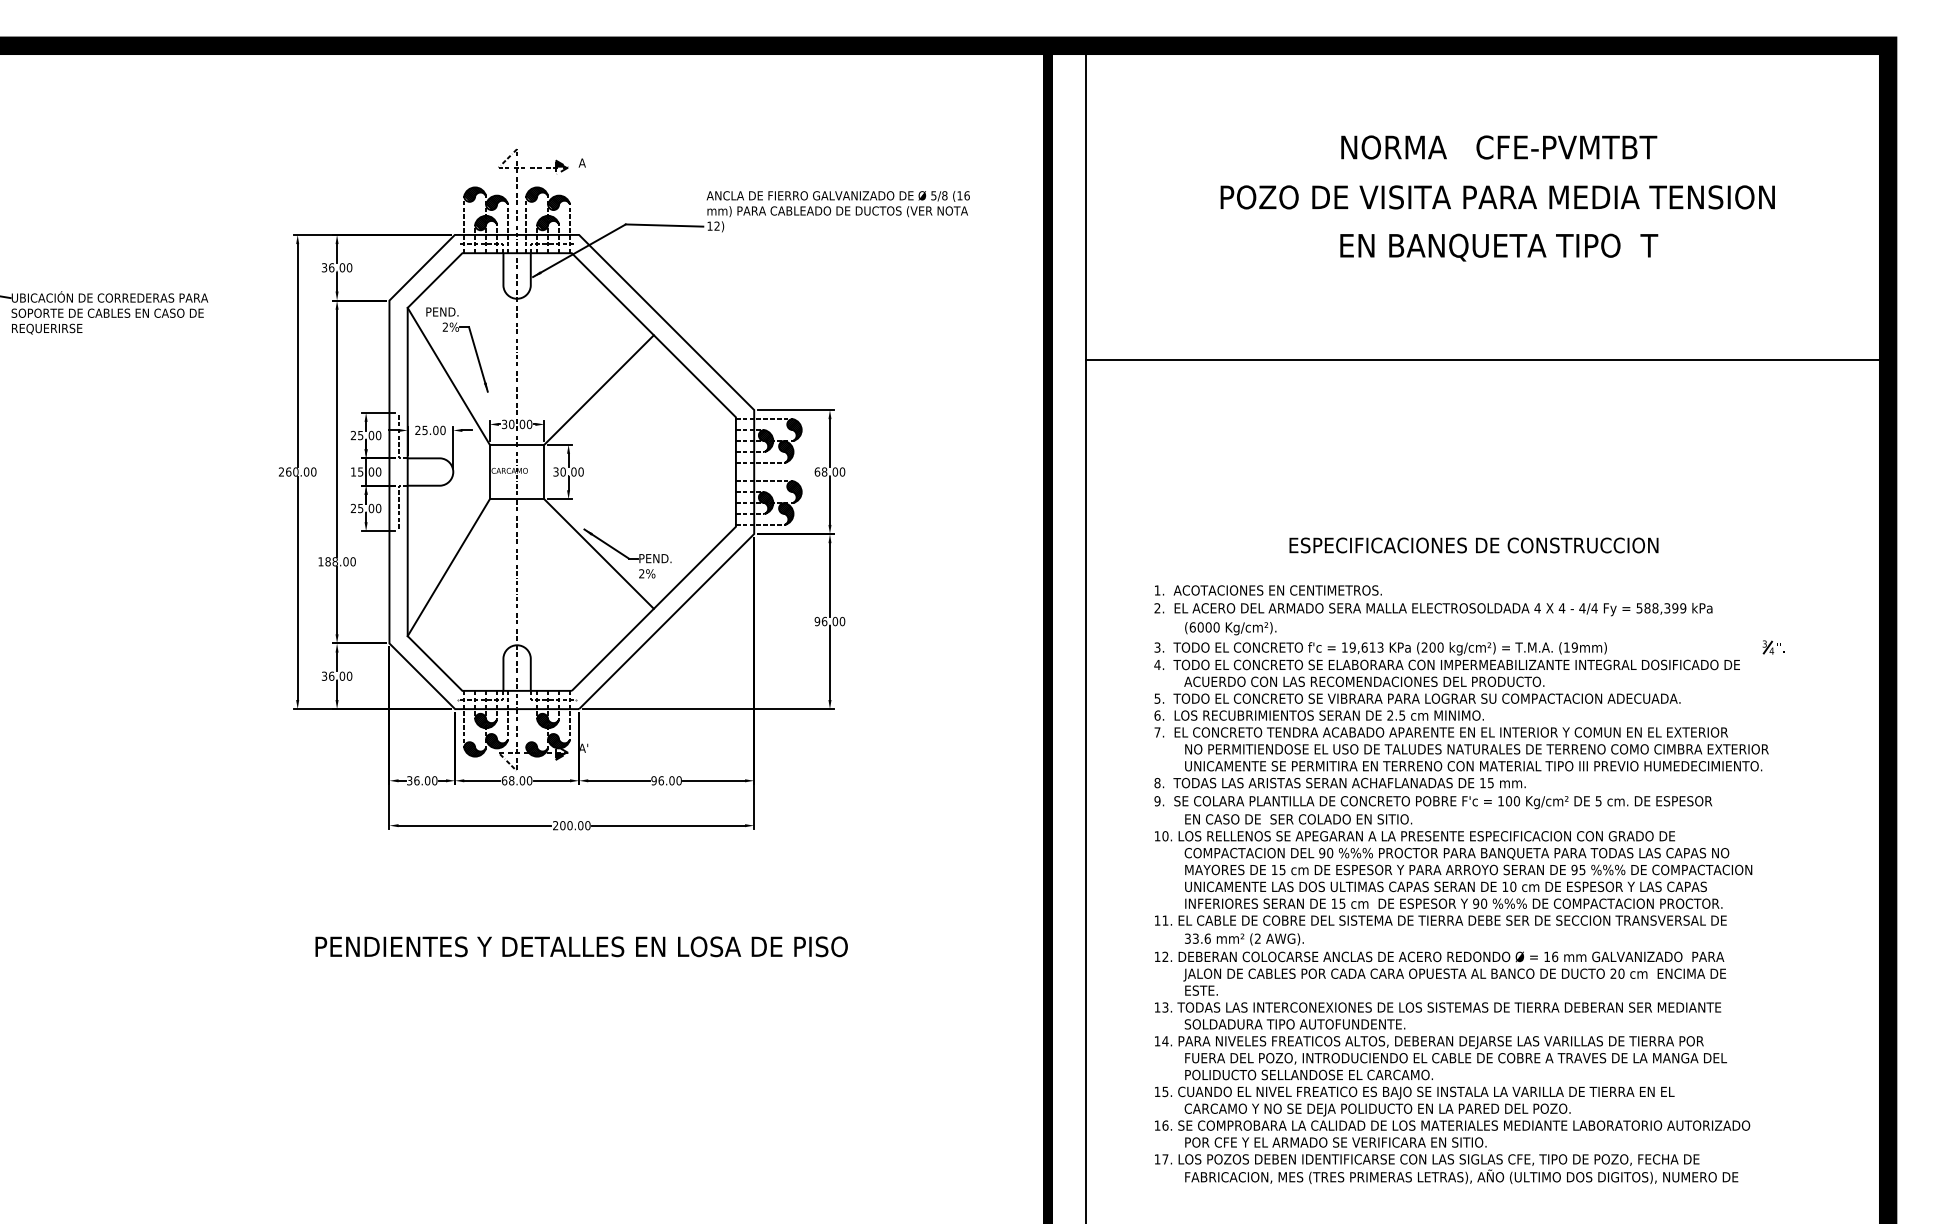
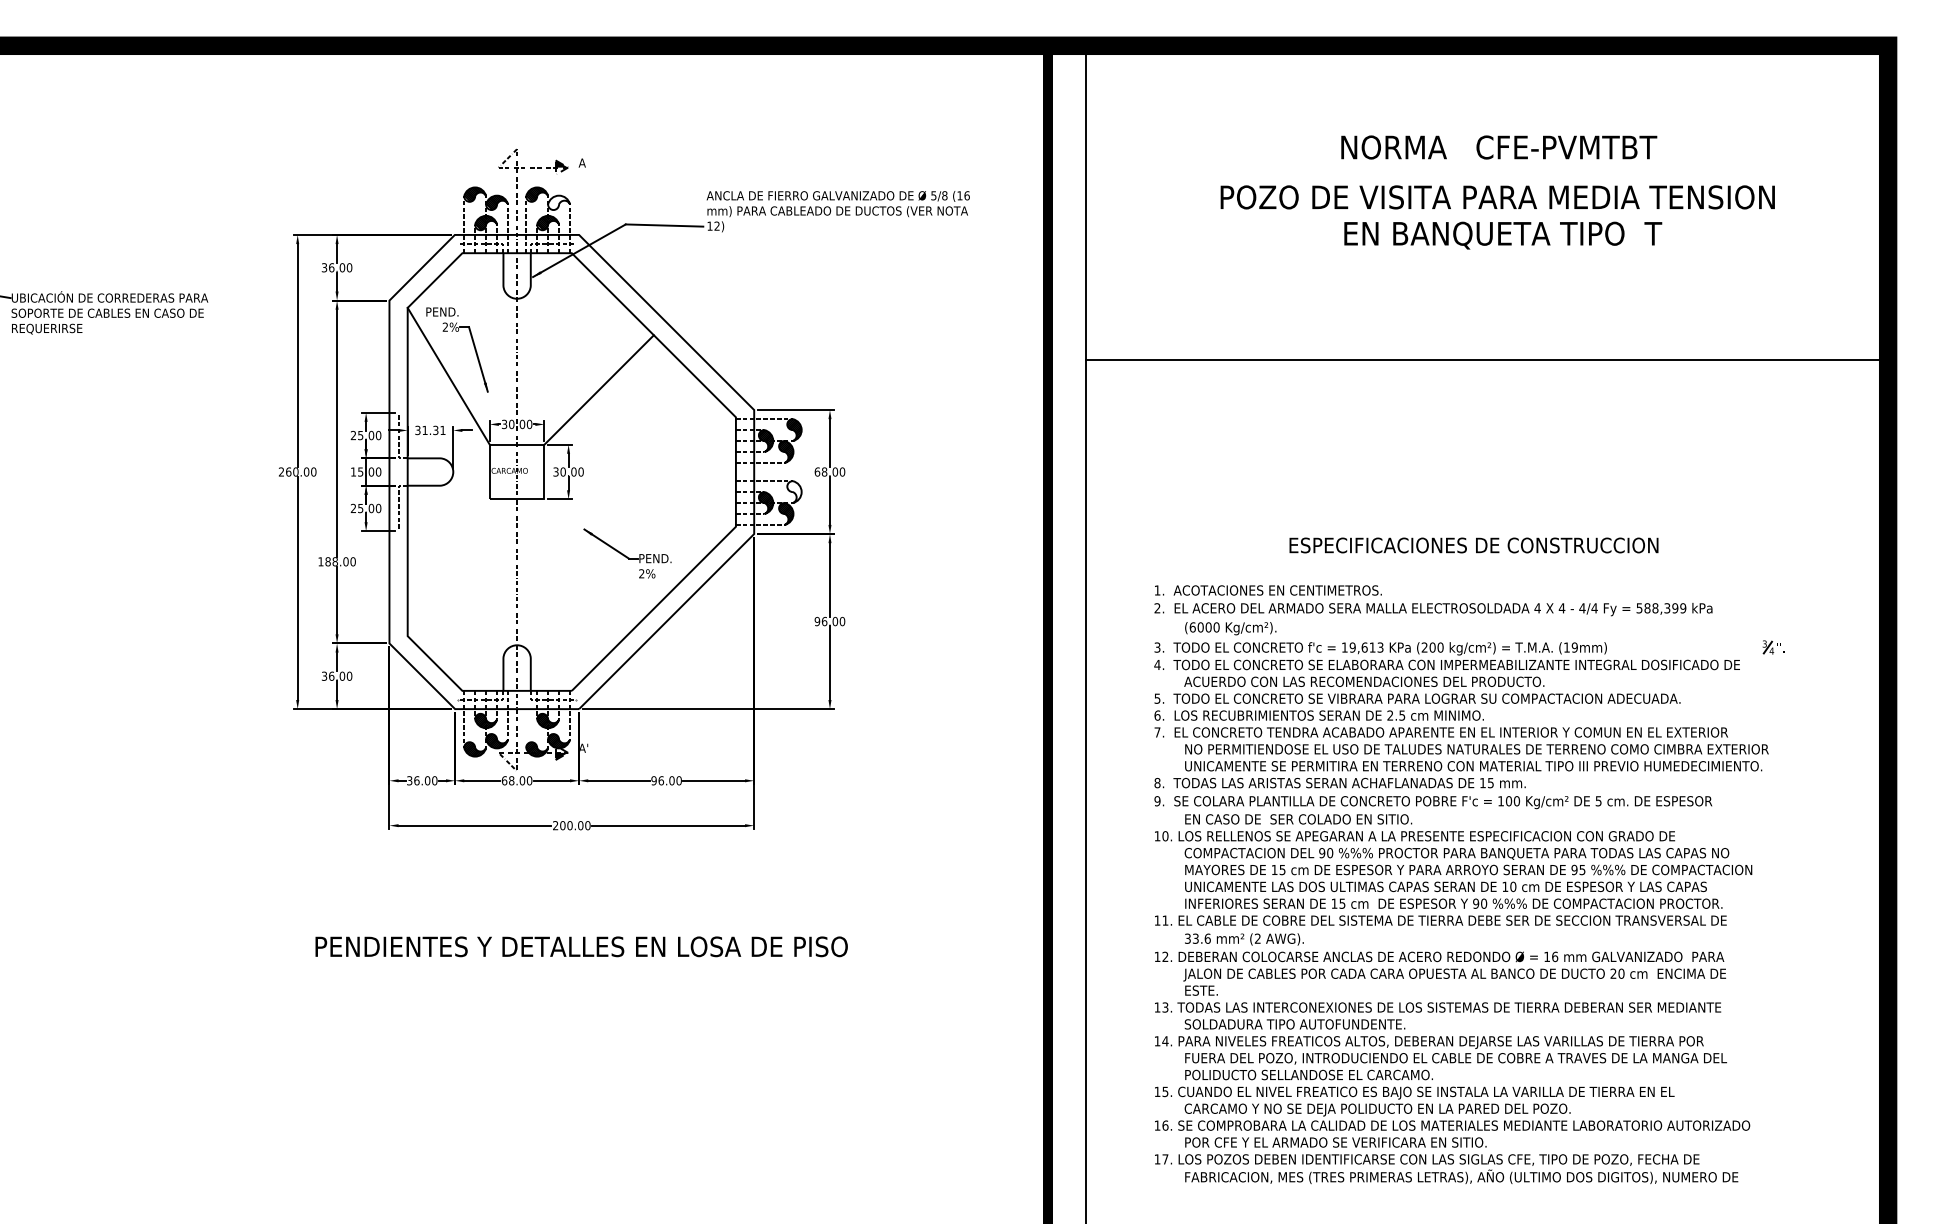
hatch: present -> none (558, 202)
text position: (1499, 247) -> (1503, 235) (1503, 235)
text: 25.00 -> 31.31 (430, 430)
hatch: present -> none (794, 491)
line: present -> none (598, 553)
line: present -> none (448, 567)
